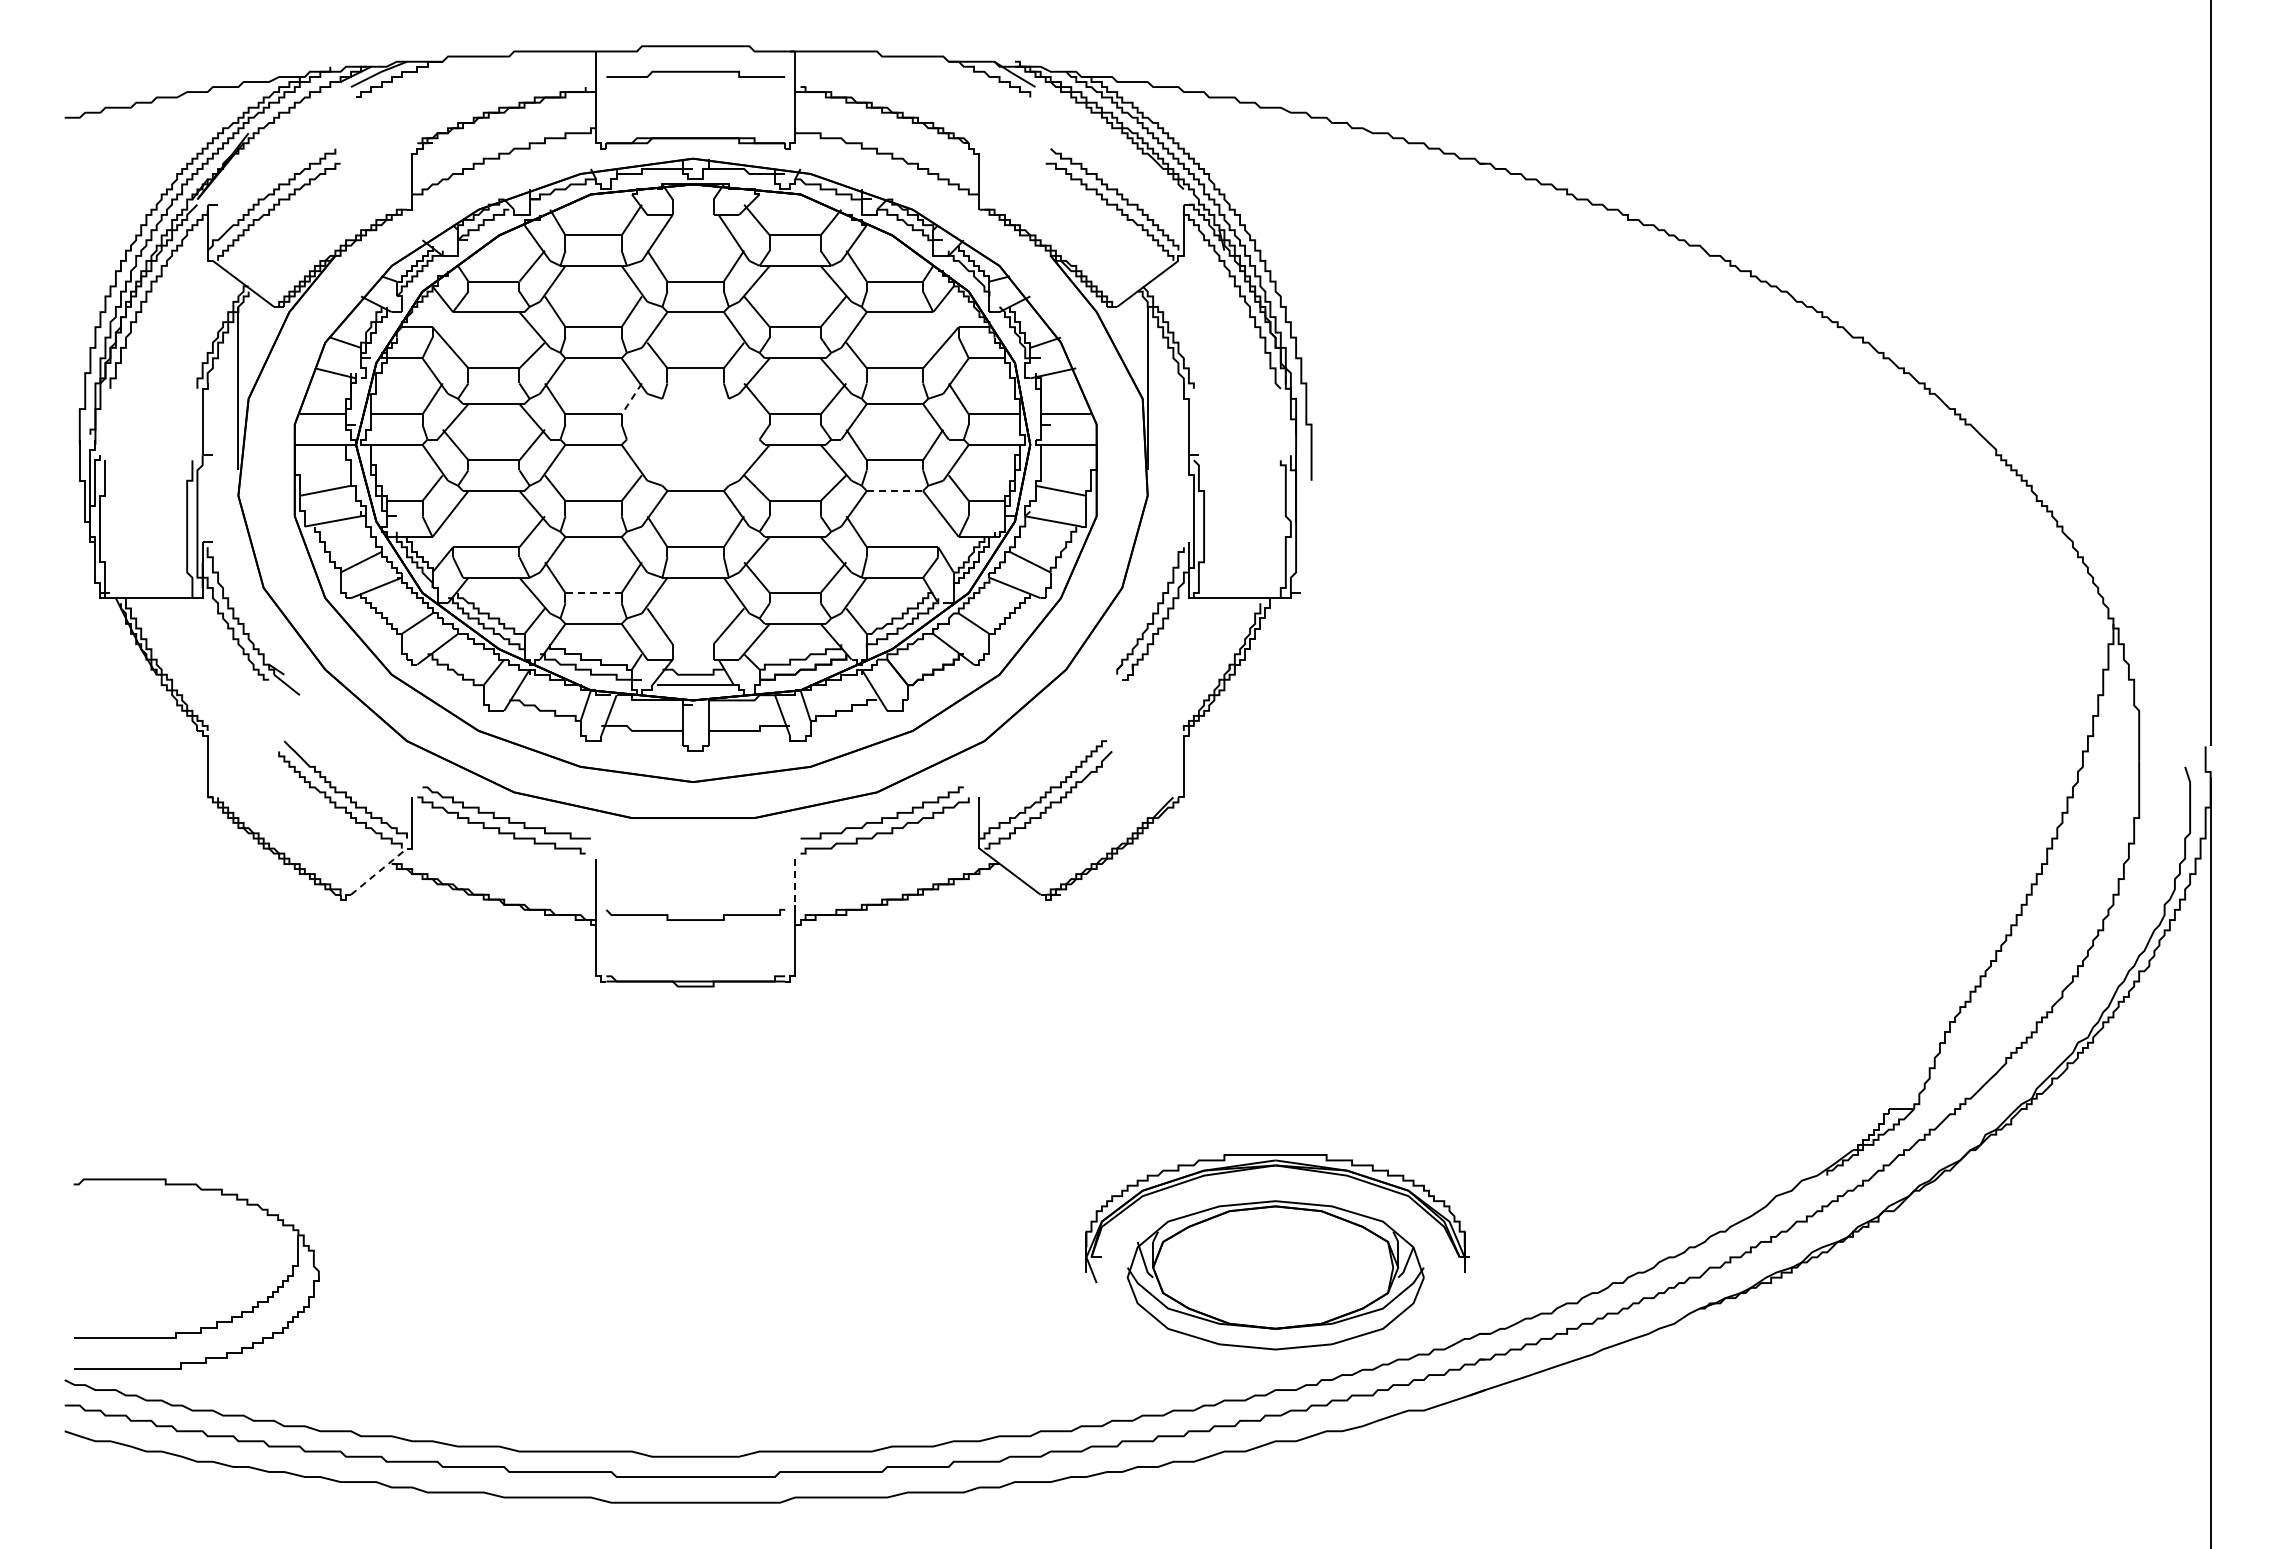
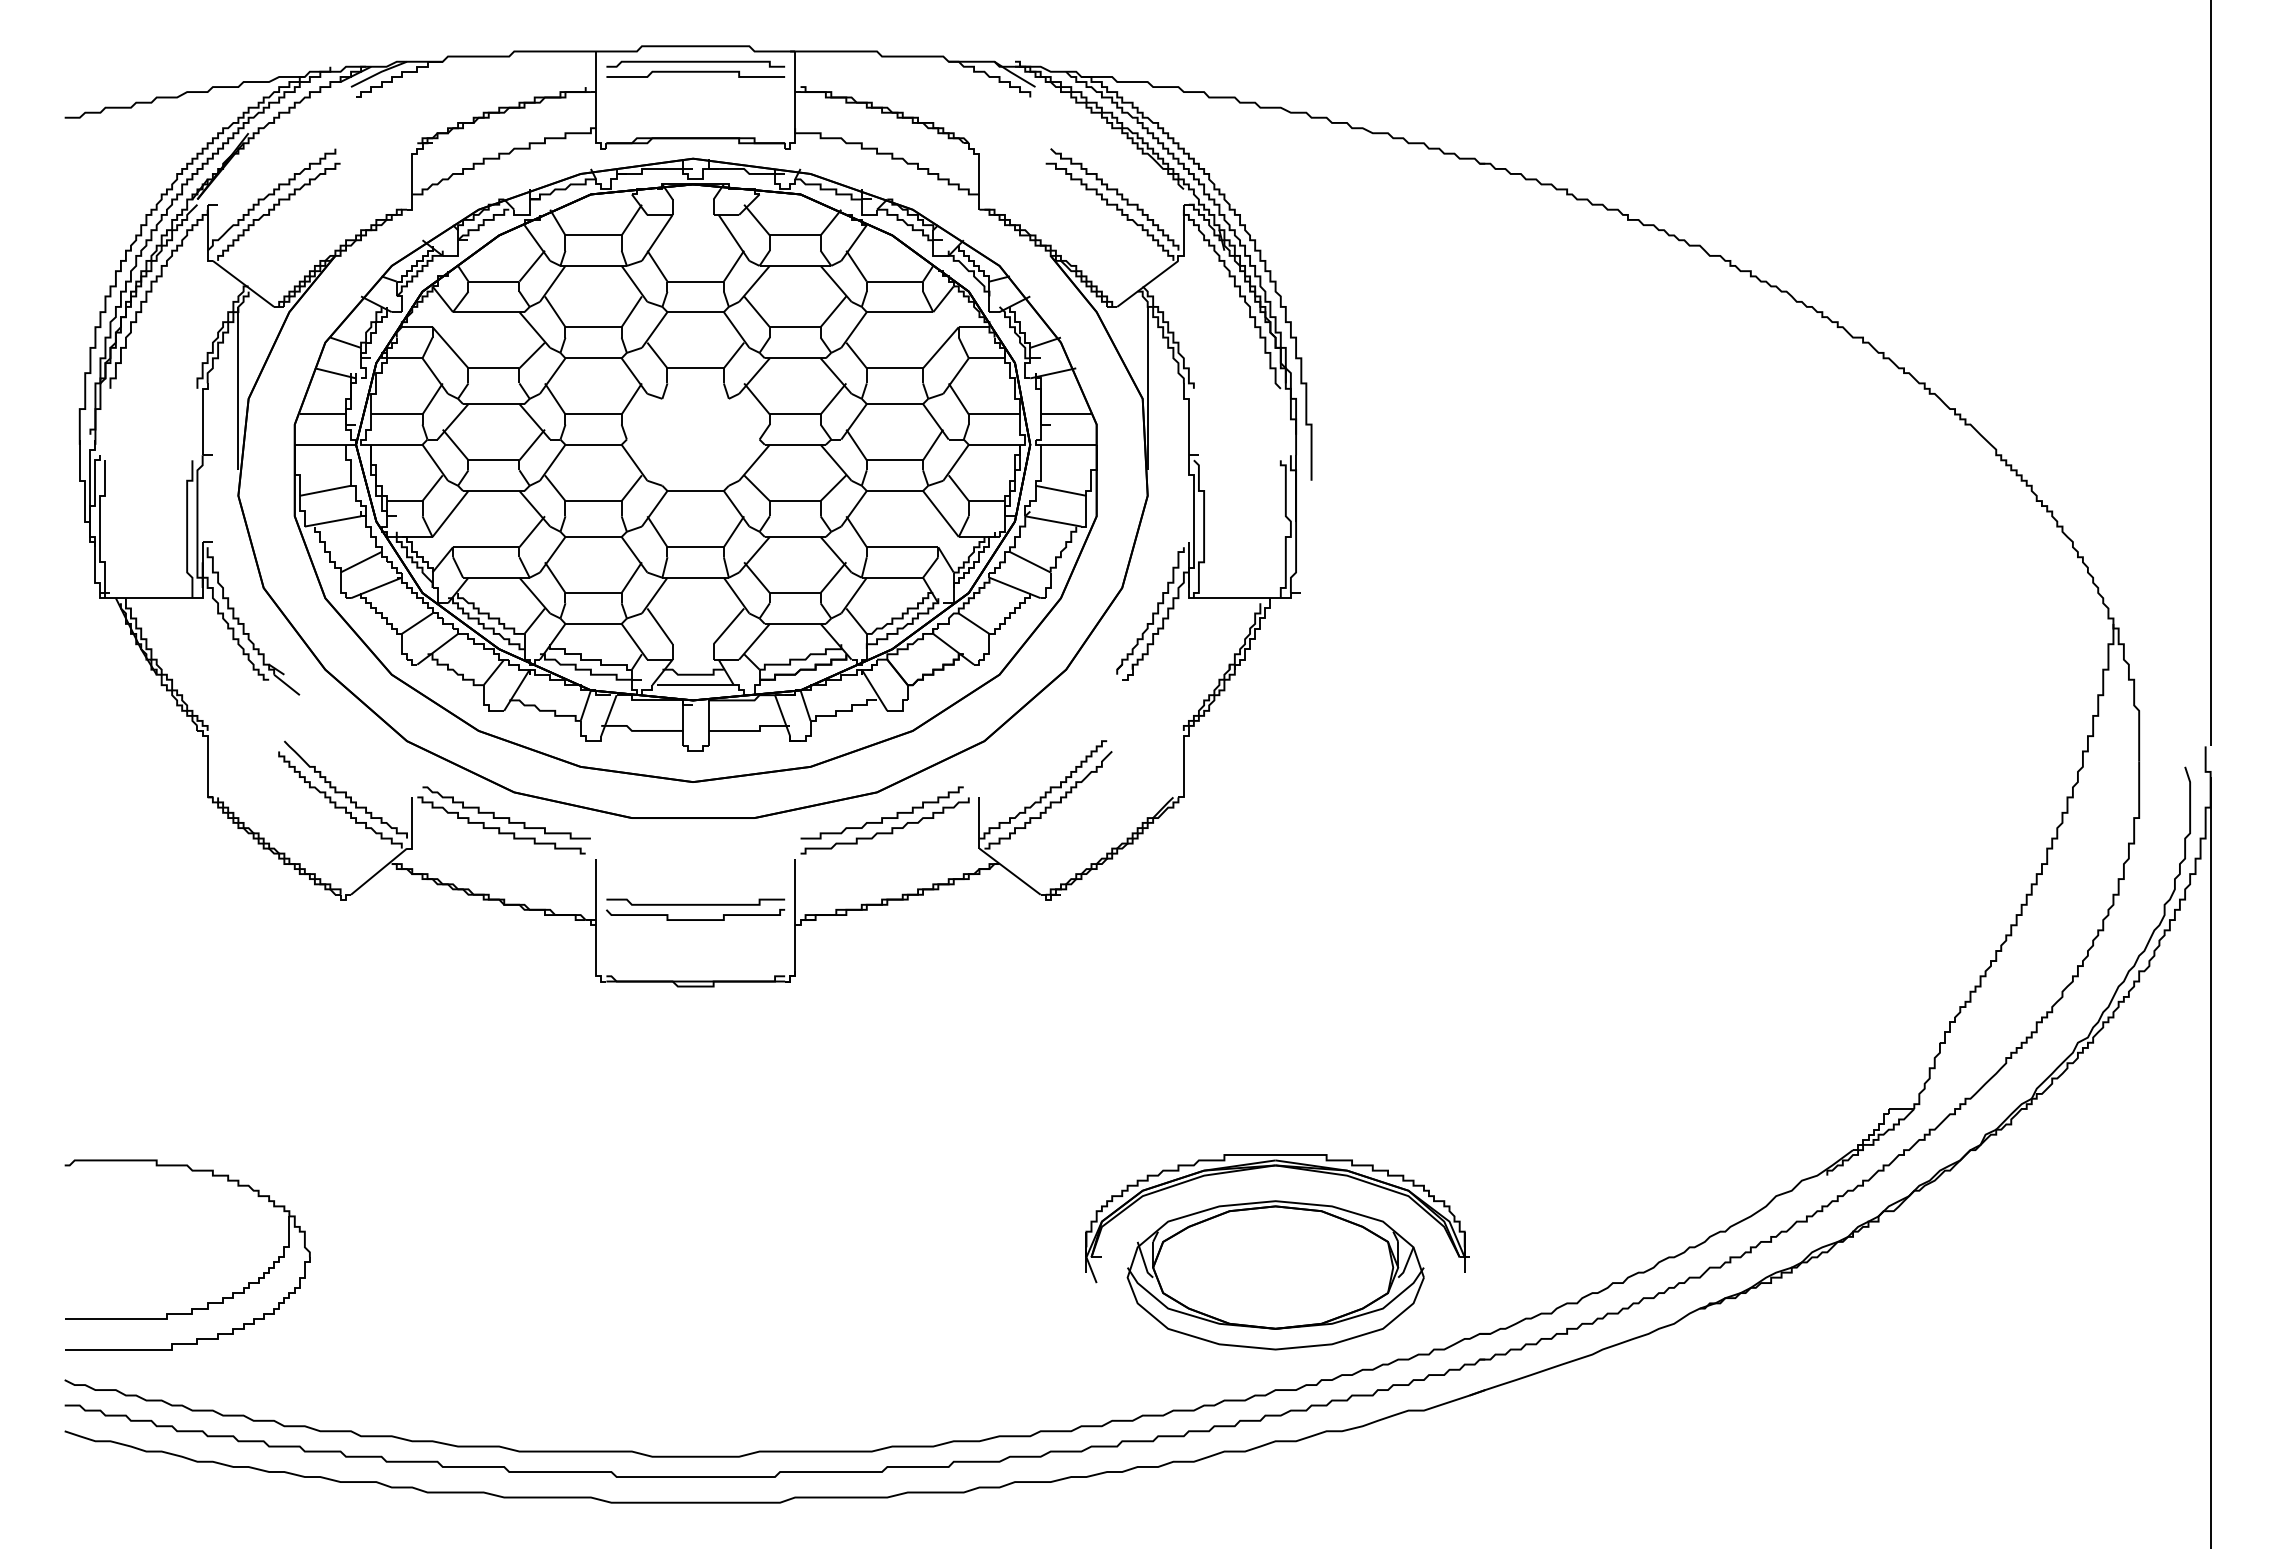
curve: none -> present (695, 62)
line: dashed -> solid (631, 398)
line: dashed -> solid (895, 490)
line: dashed -> solid (593, 592)
line: dashed -> solid (379, 871)
line: dashed -> solid (795, 882)
curve: none -> present (695, 903)
part position: (216, 1321) -> (207, 1302) (207, 1302)
